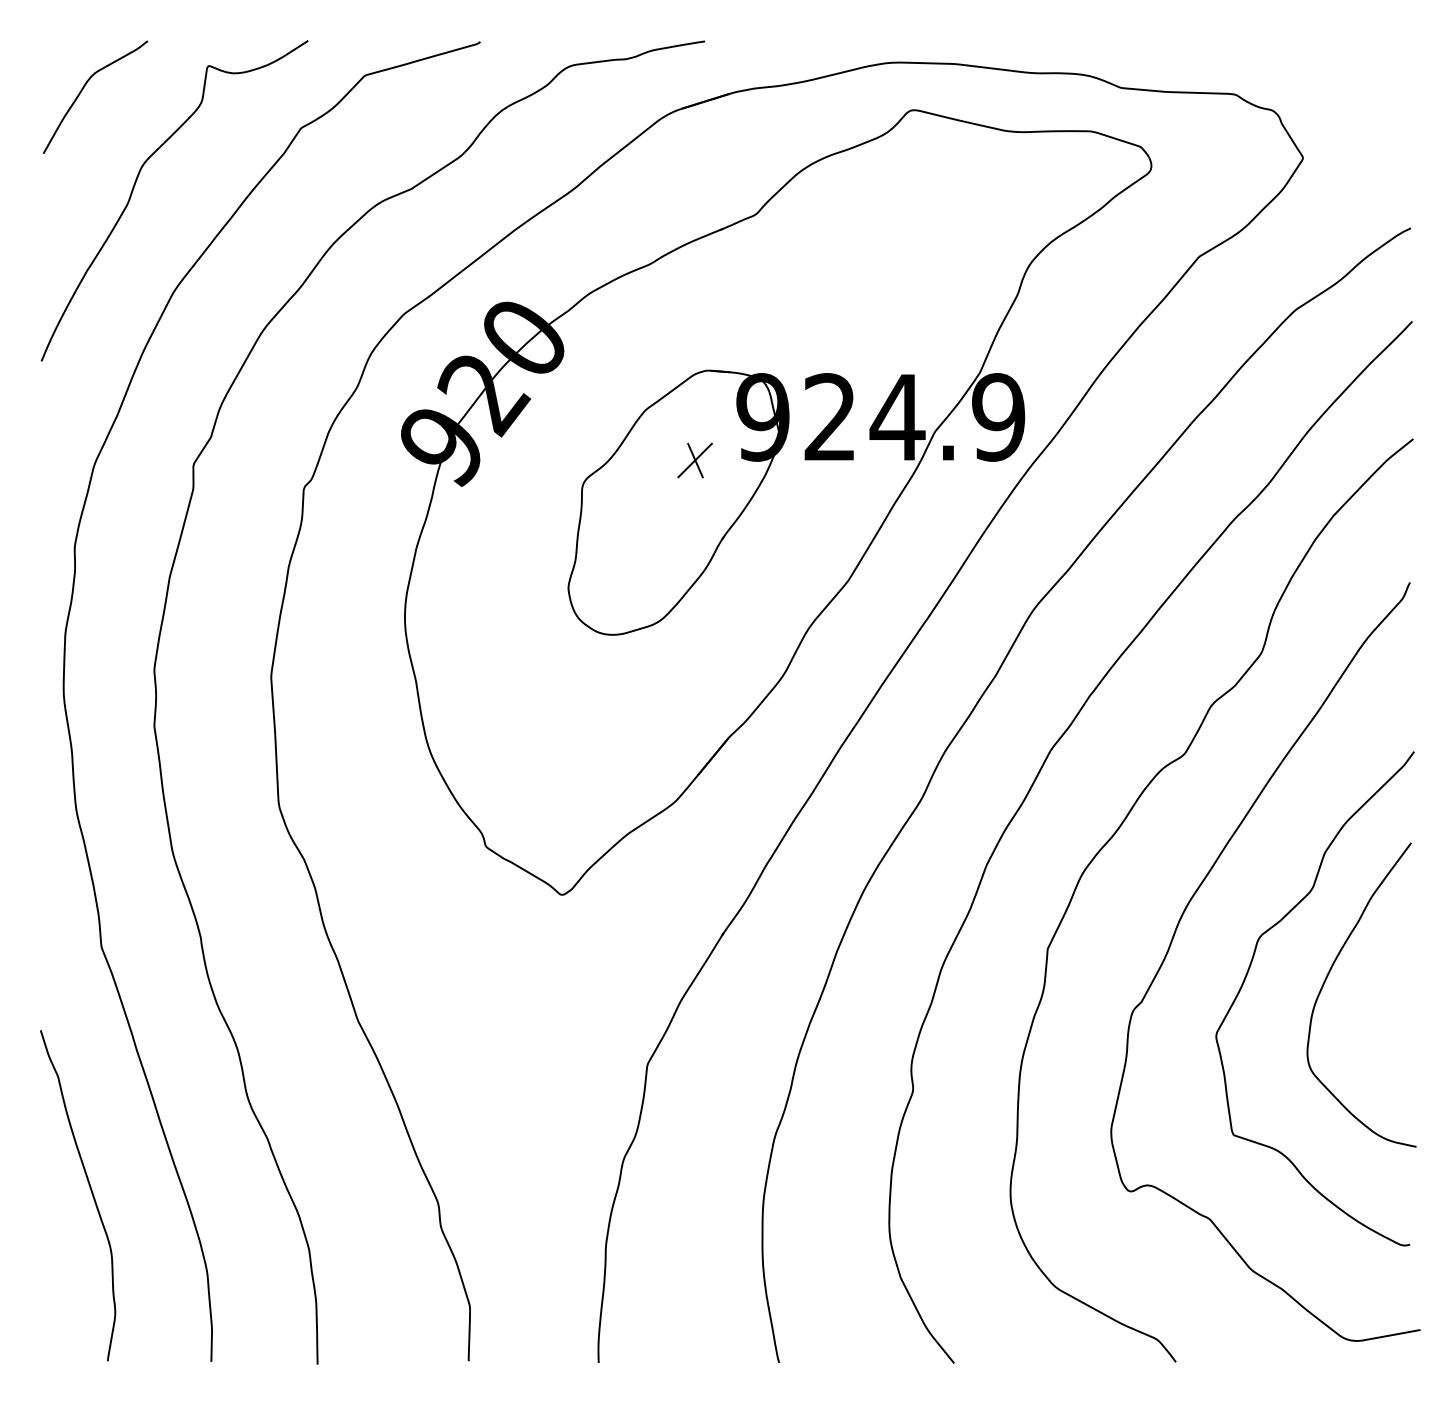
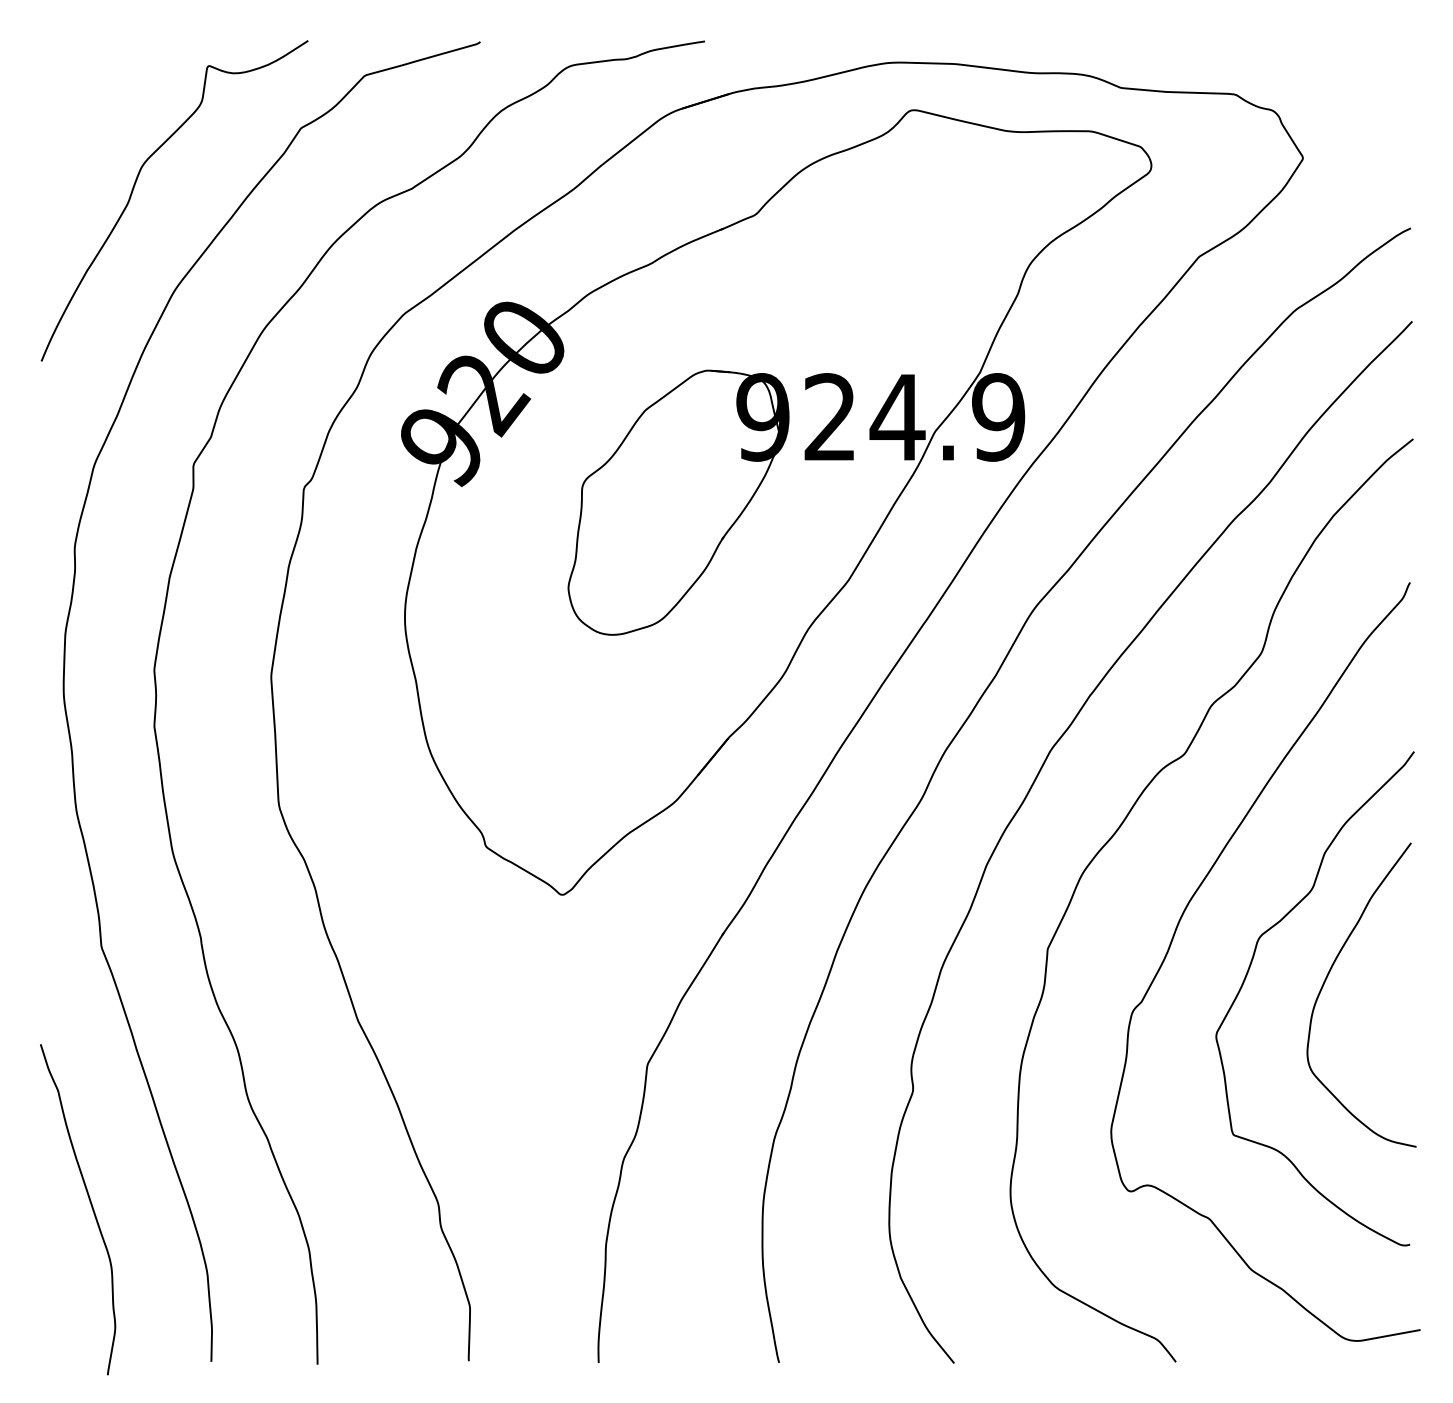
curve: present -> none (83, 89)
part: present -> none (694, 460)
curve position: (90, 1191) -> (90, 1205) (90, 1205)
